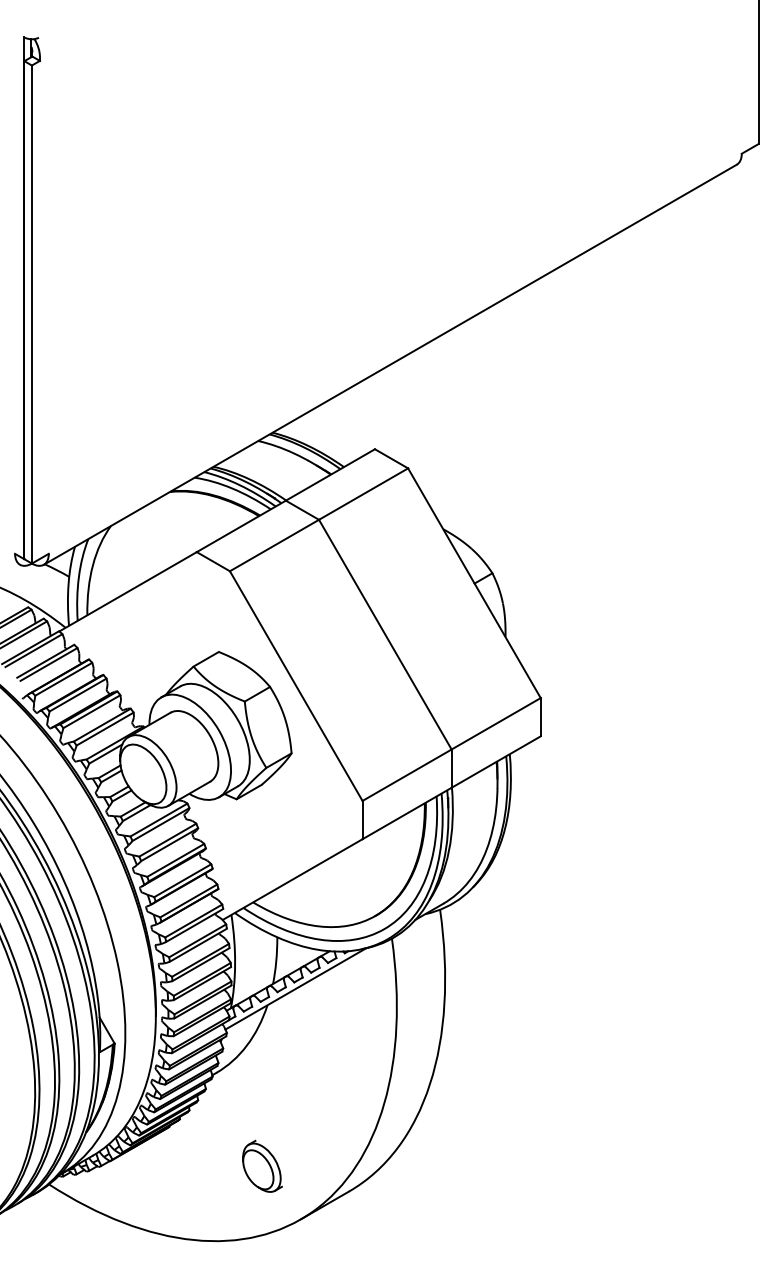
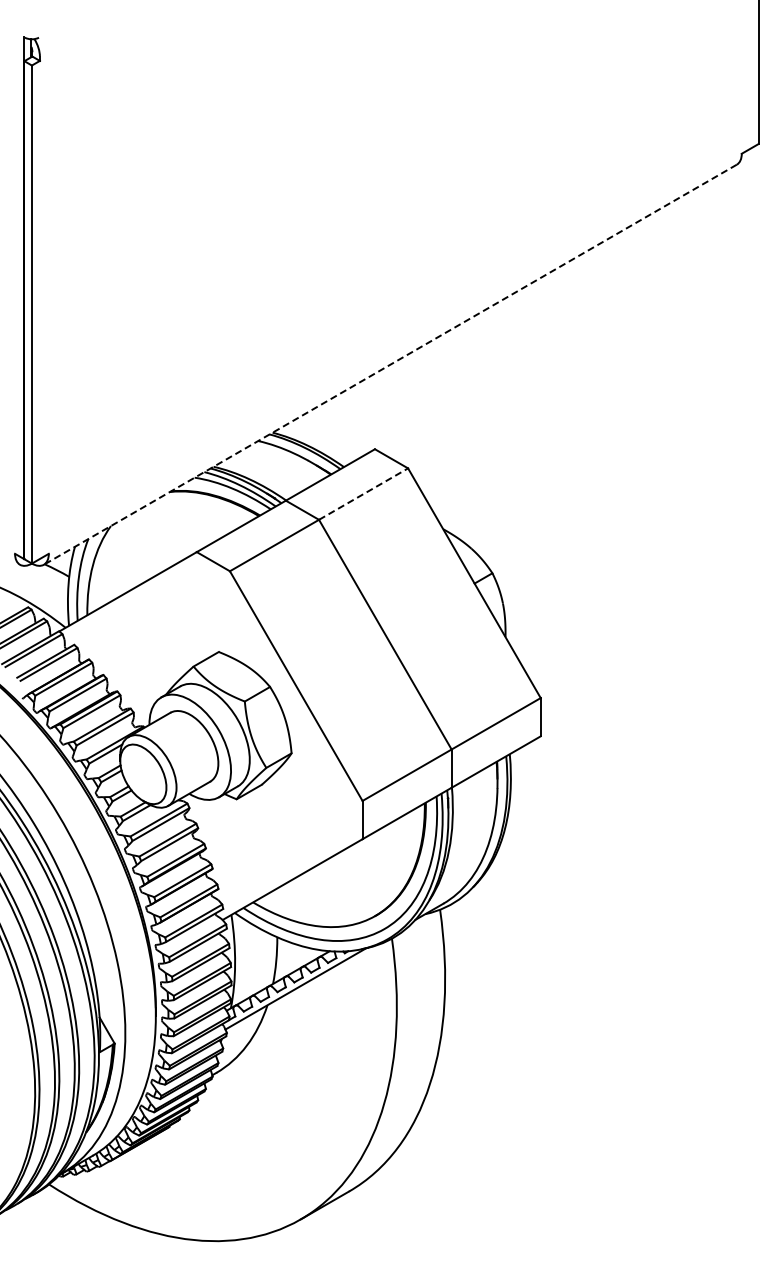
line: solid -> dashed (389, 364)
line: solid -> dashed (364, 493)
part: present -> none (262, 1165)
